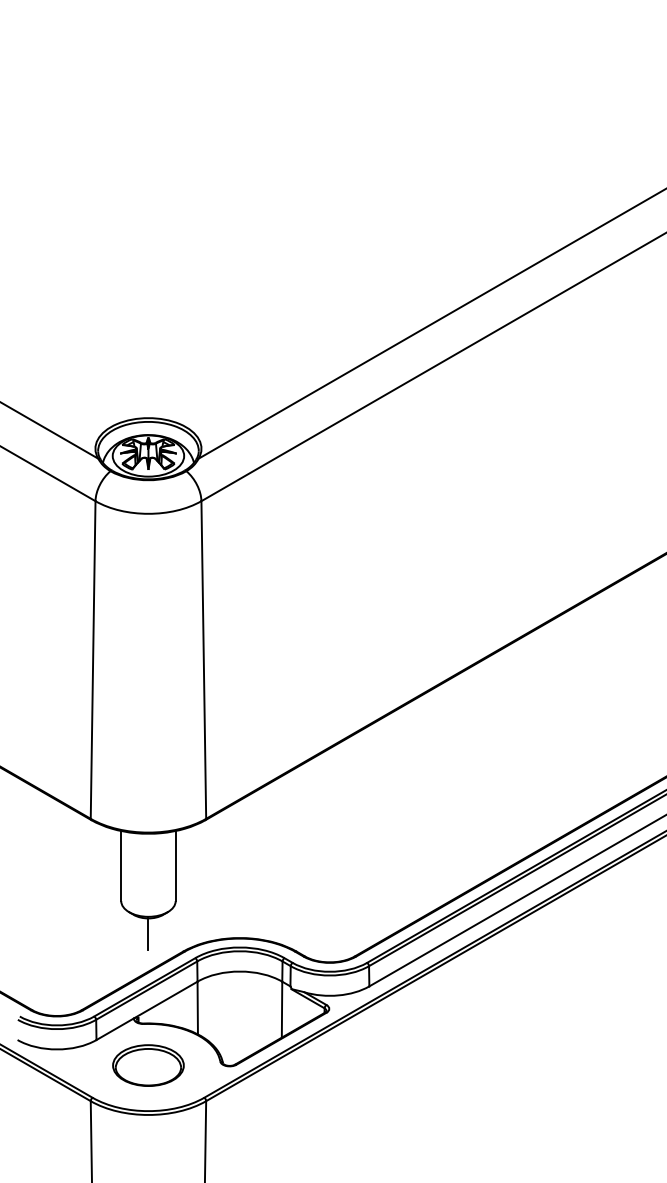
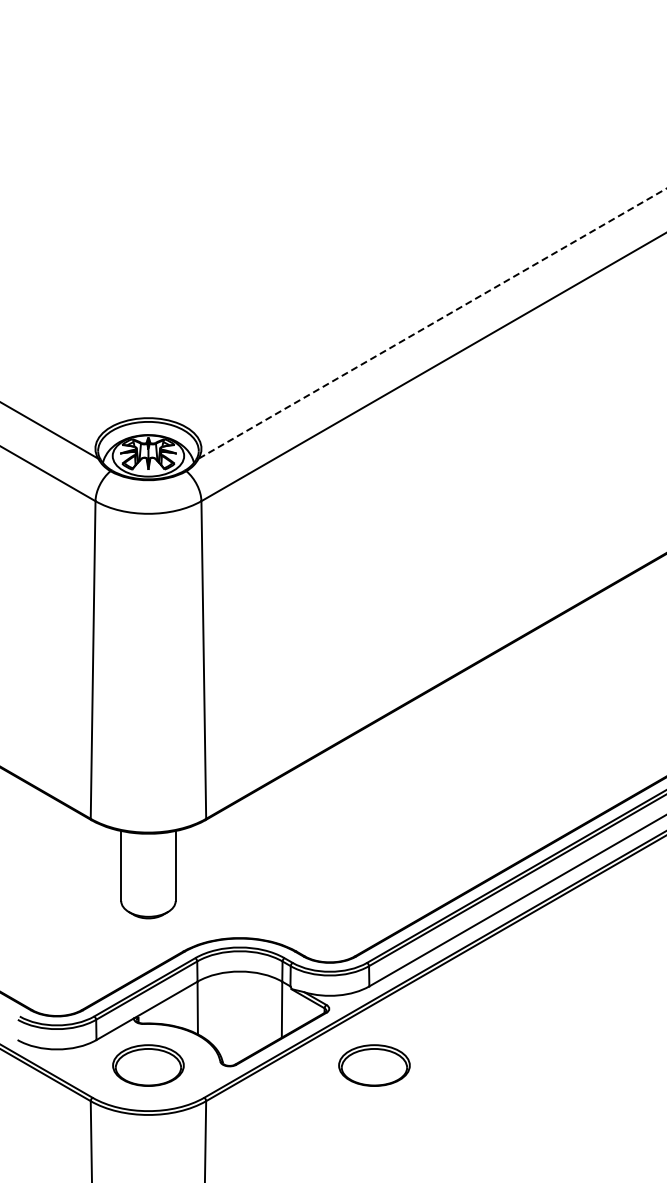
line: solid -> dashed (432, 323)
line: present -> none (148, 934)
part: none -> present (374, 1065)
